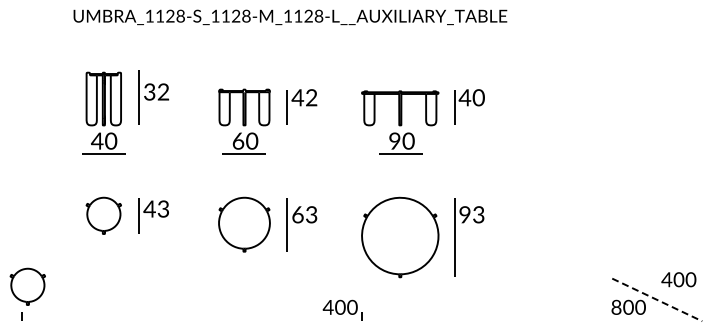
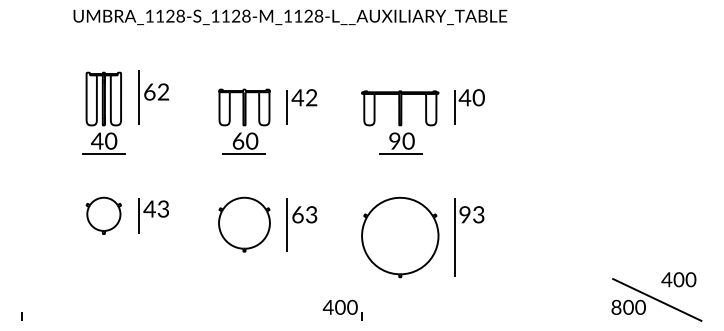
text: 32 -> 62 (149, 91)
part: present -> none (27, 286)
line: dashed -> solid (657, 299)
